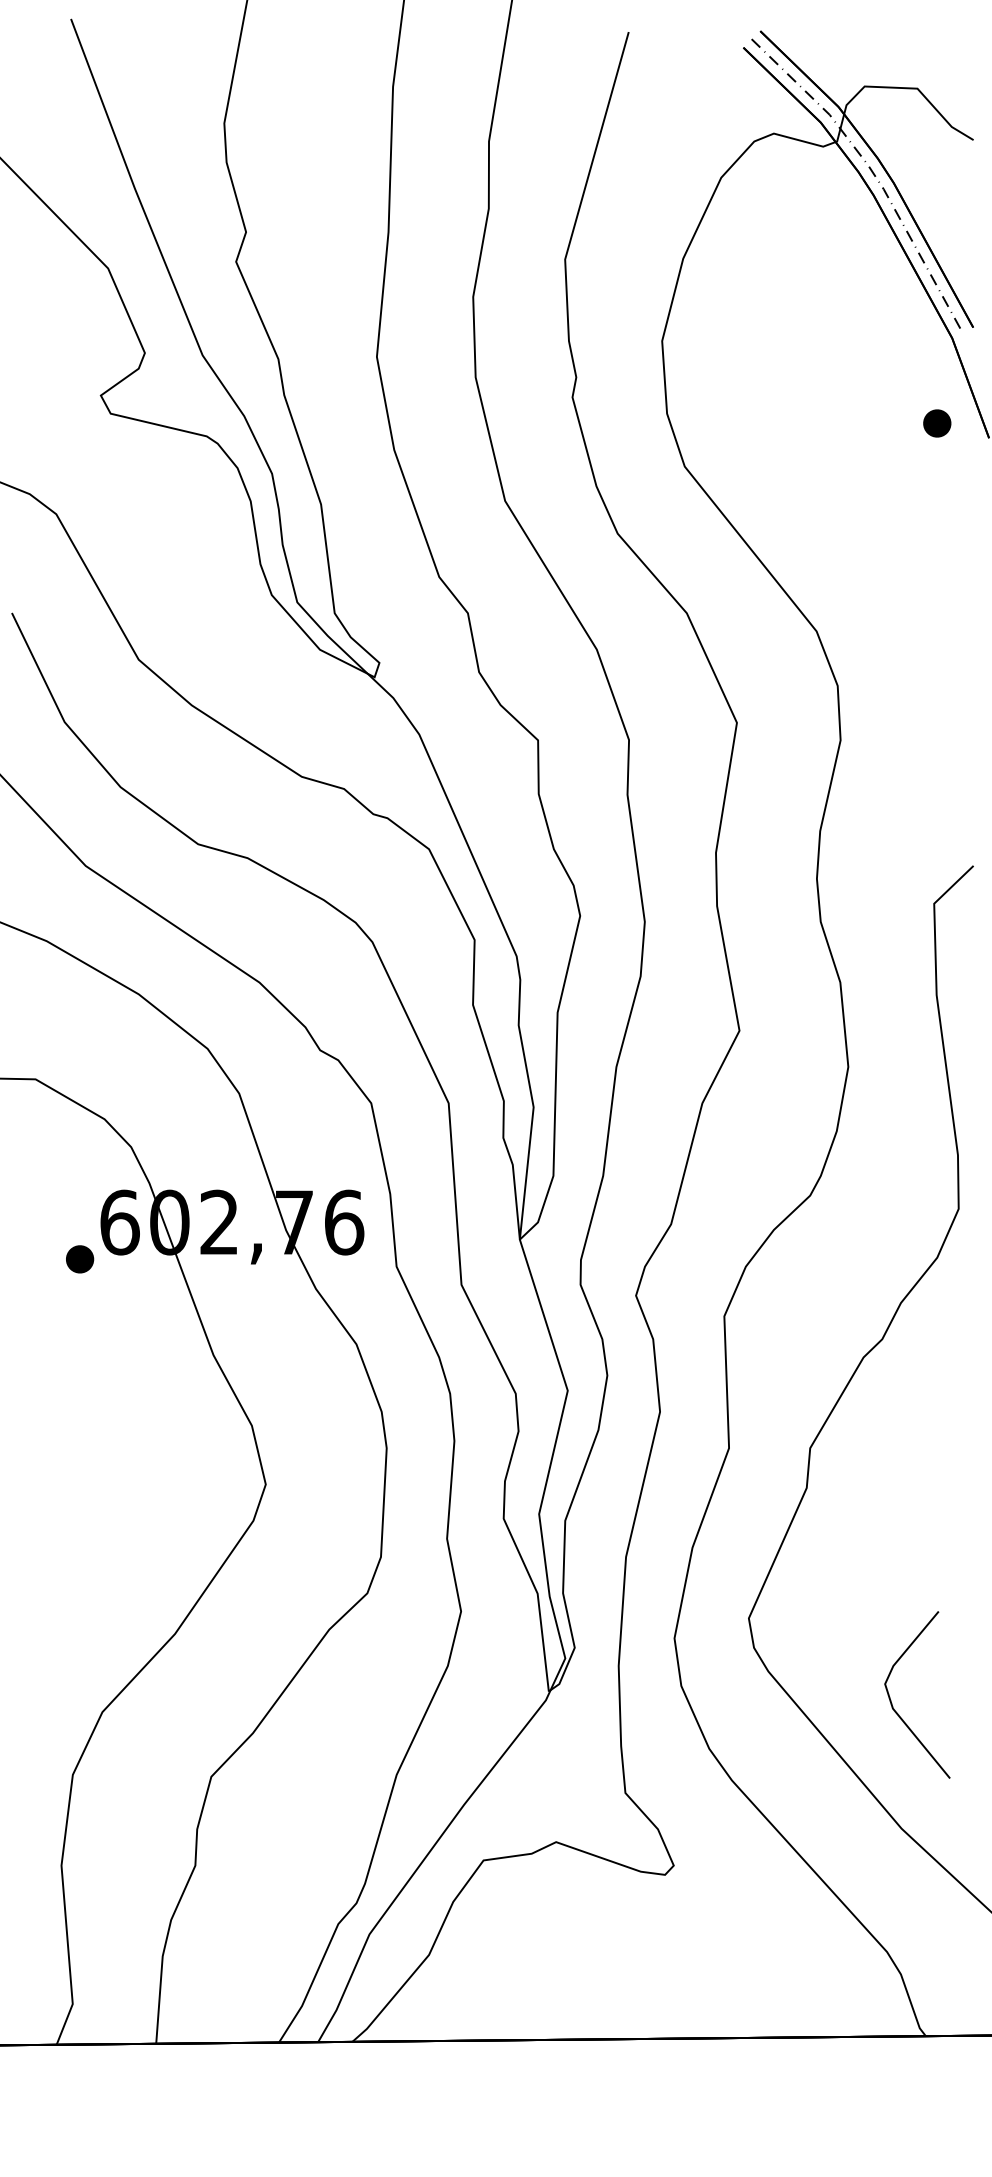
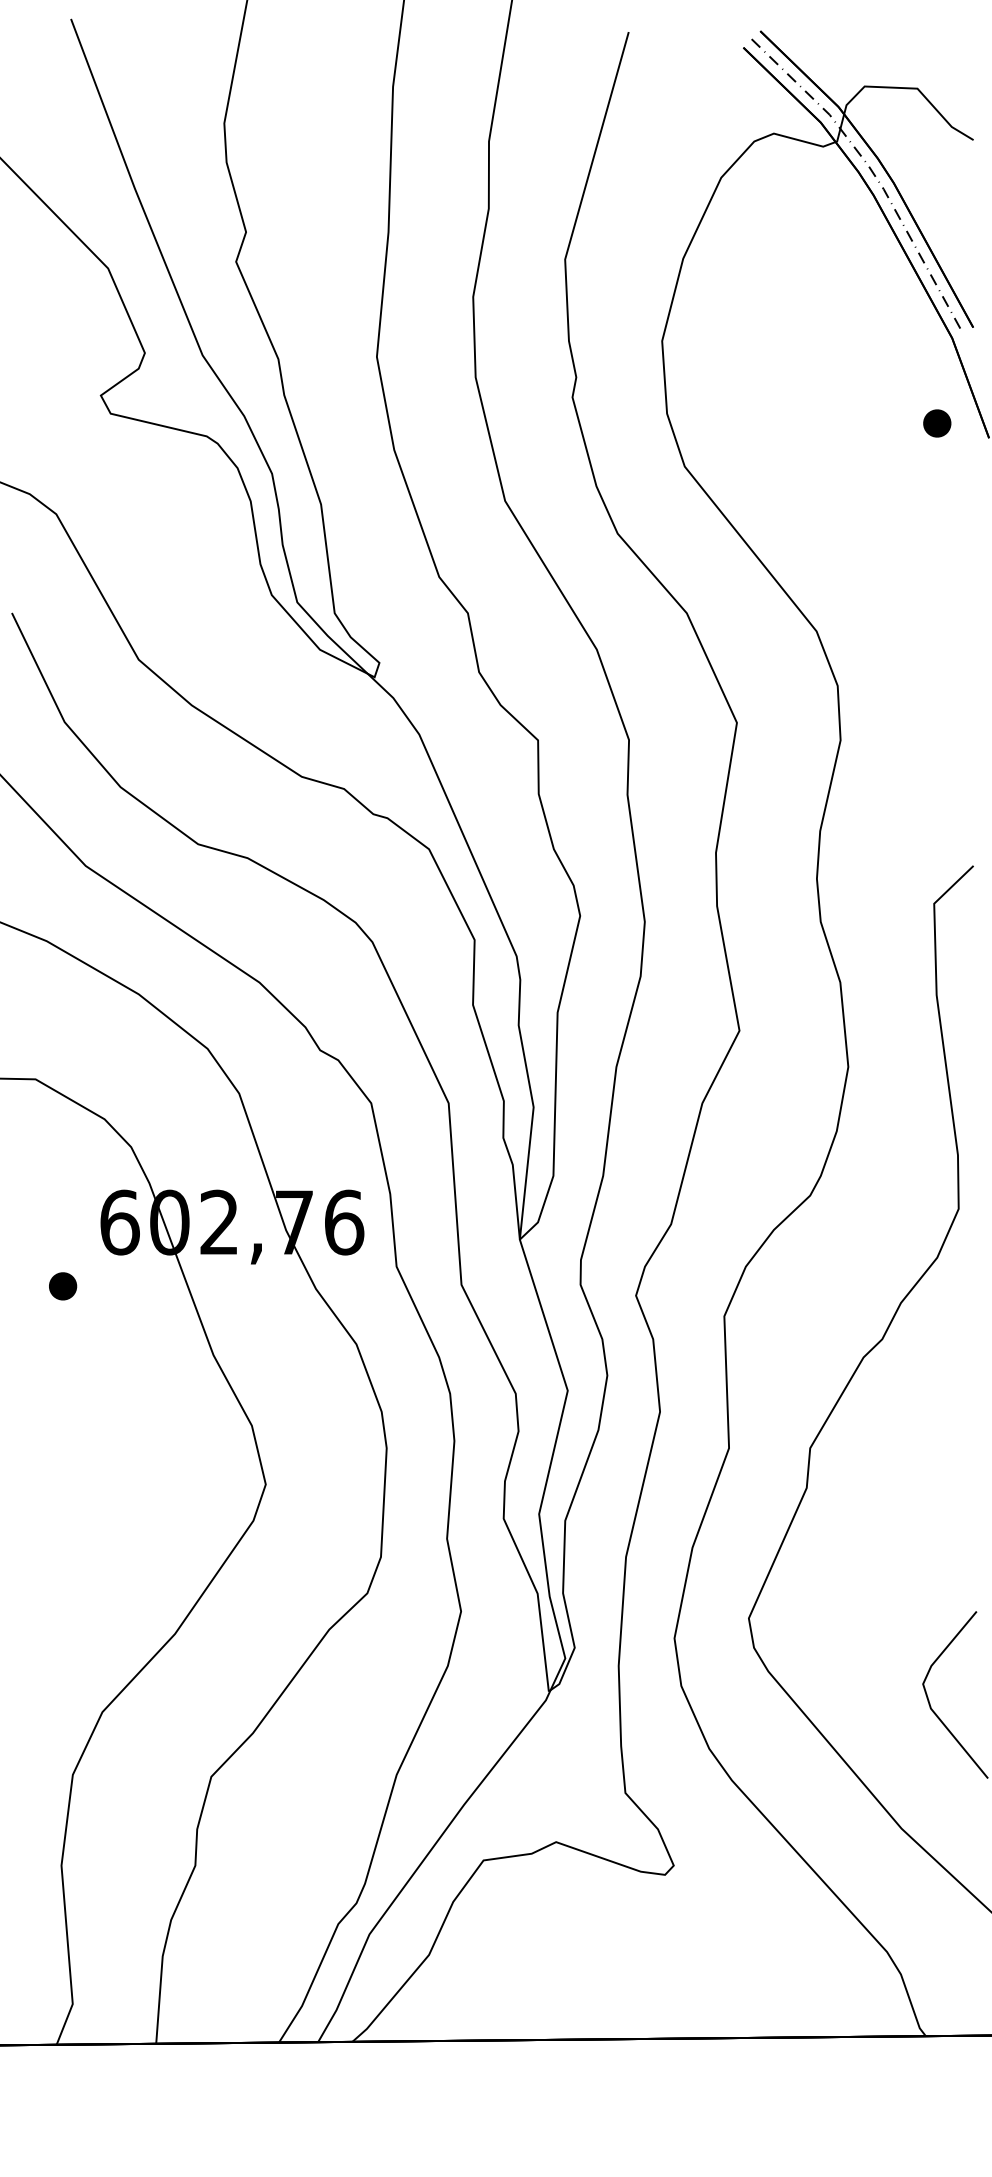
part position: (80, 1259) -> (63, 1286) (63, 1286)
line position: (892, 1703) -> (930, 1703) (930, 1703)
